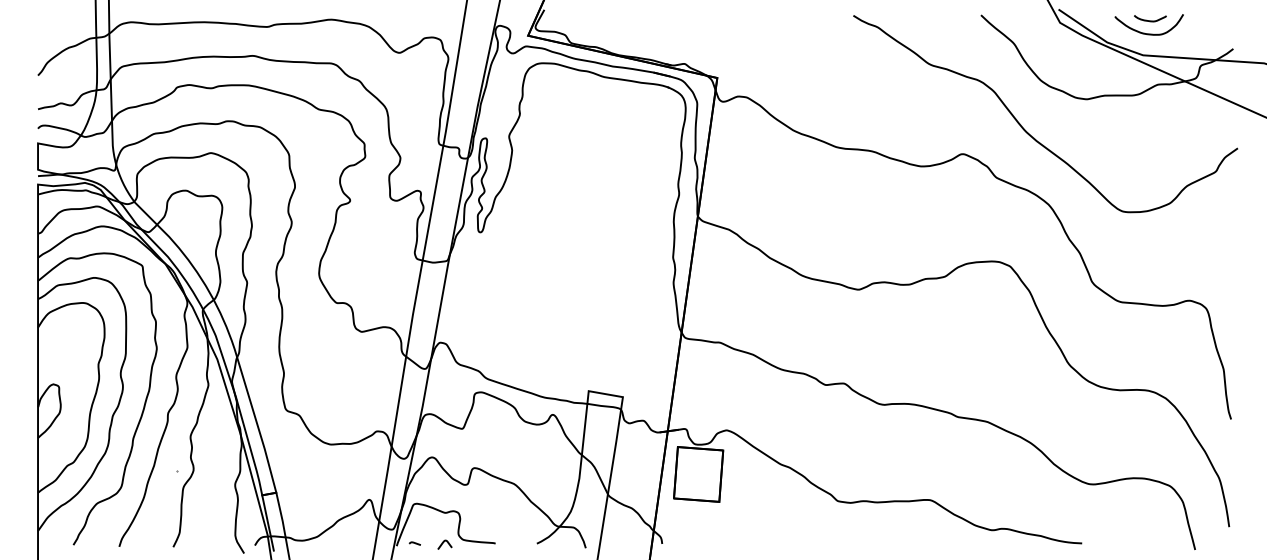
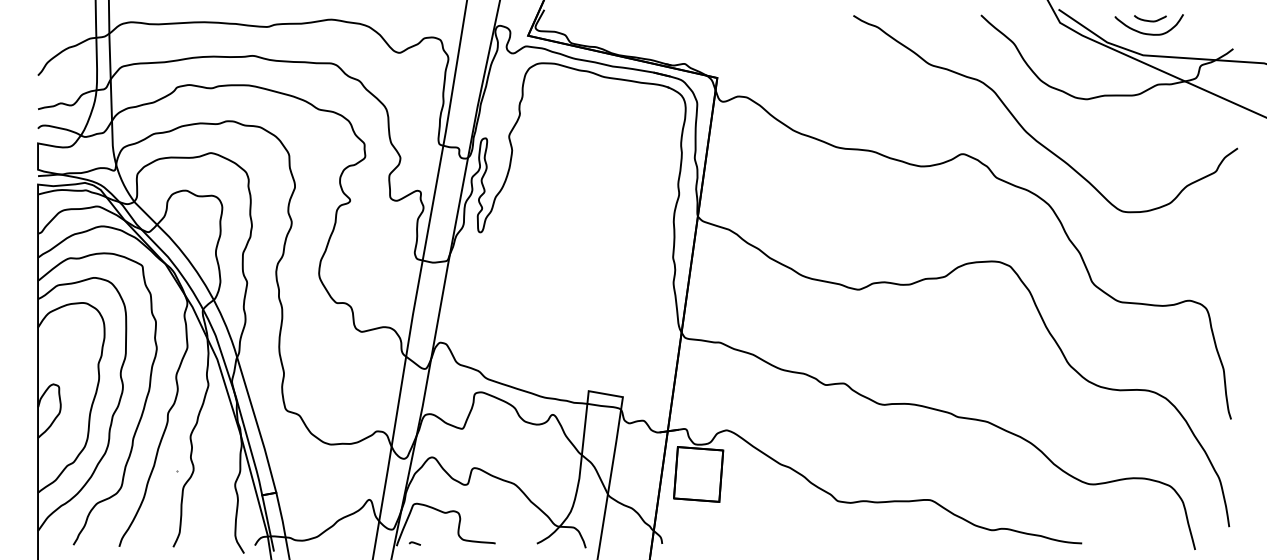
curve: present -> none (443, 543)
